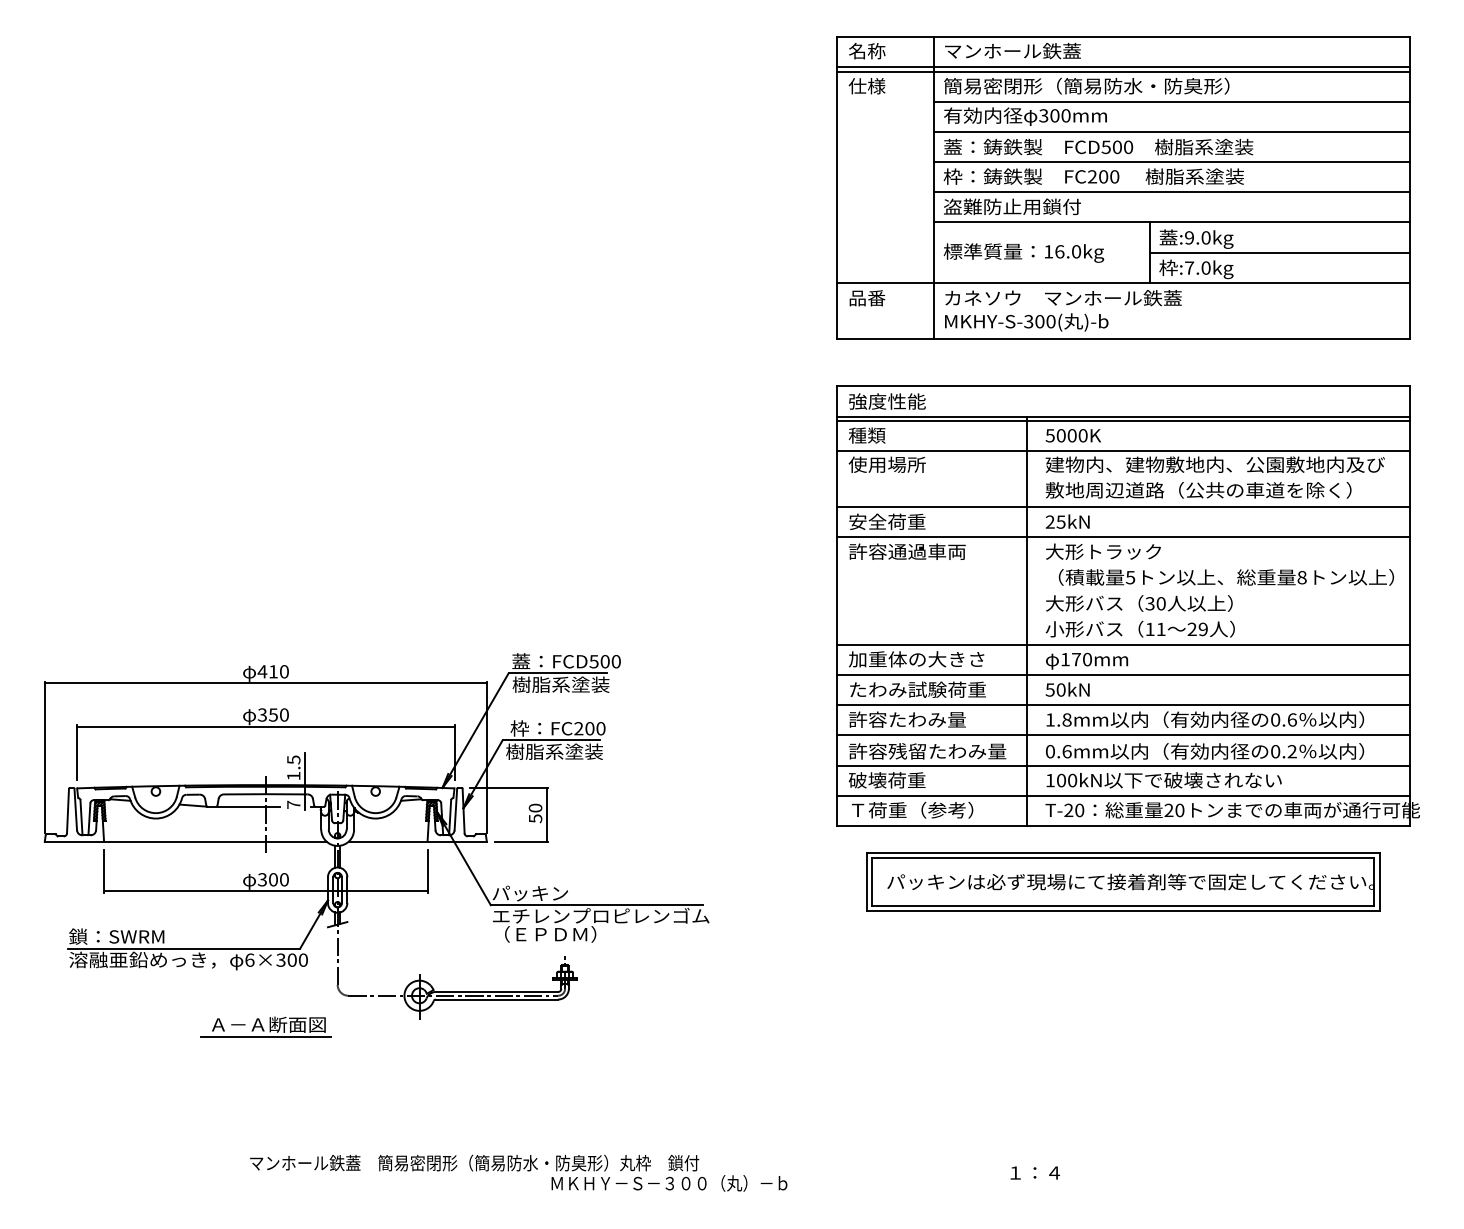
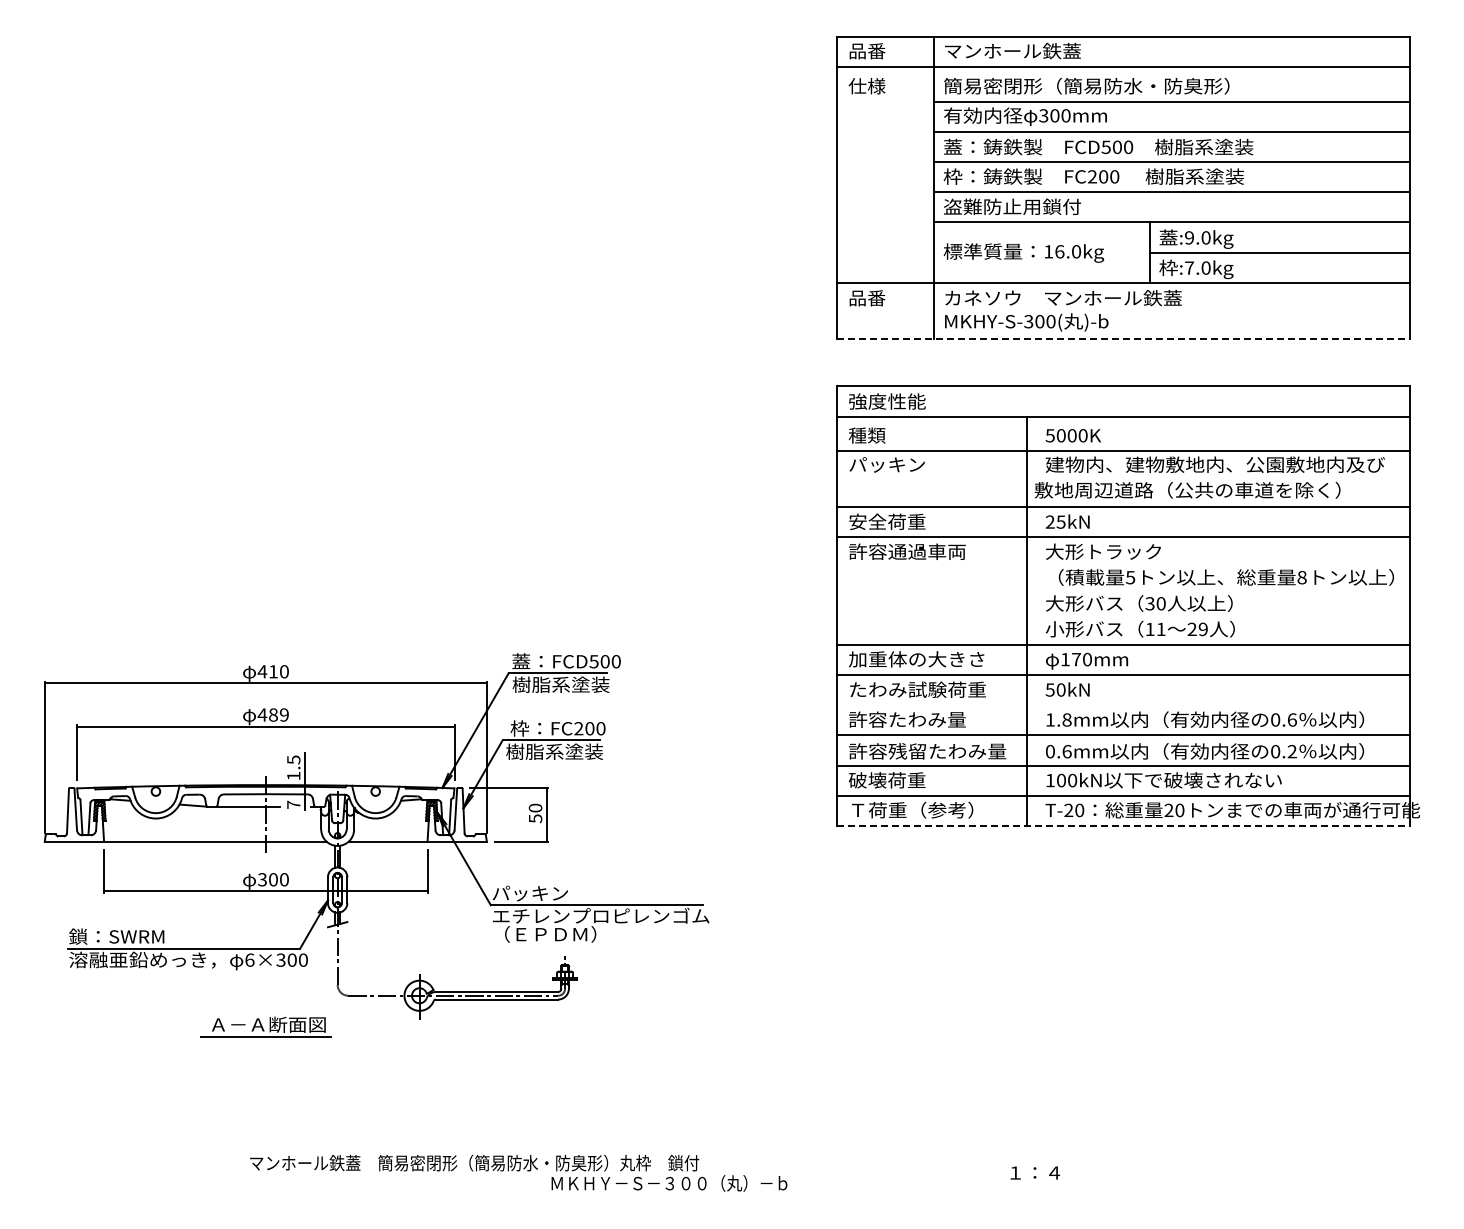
text: 名称 -> 品番 (867, 51)
line: present -> none (1123, 71)
line: solid -> dashed (1123, 339)
line: present -> none (1123, 420)
text: 使用場所 -> パッキン (886, 464)
text position: (1198, 490) -> (1187, 490) (1187, 490)
line: present -> none (1123, 705)
text: 350 -> 489 (272, 714)
line: solid -> dashed (1123, 825)
part: present -> none (1123, 881)
